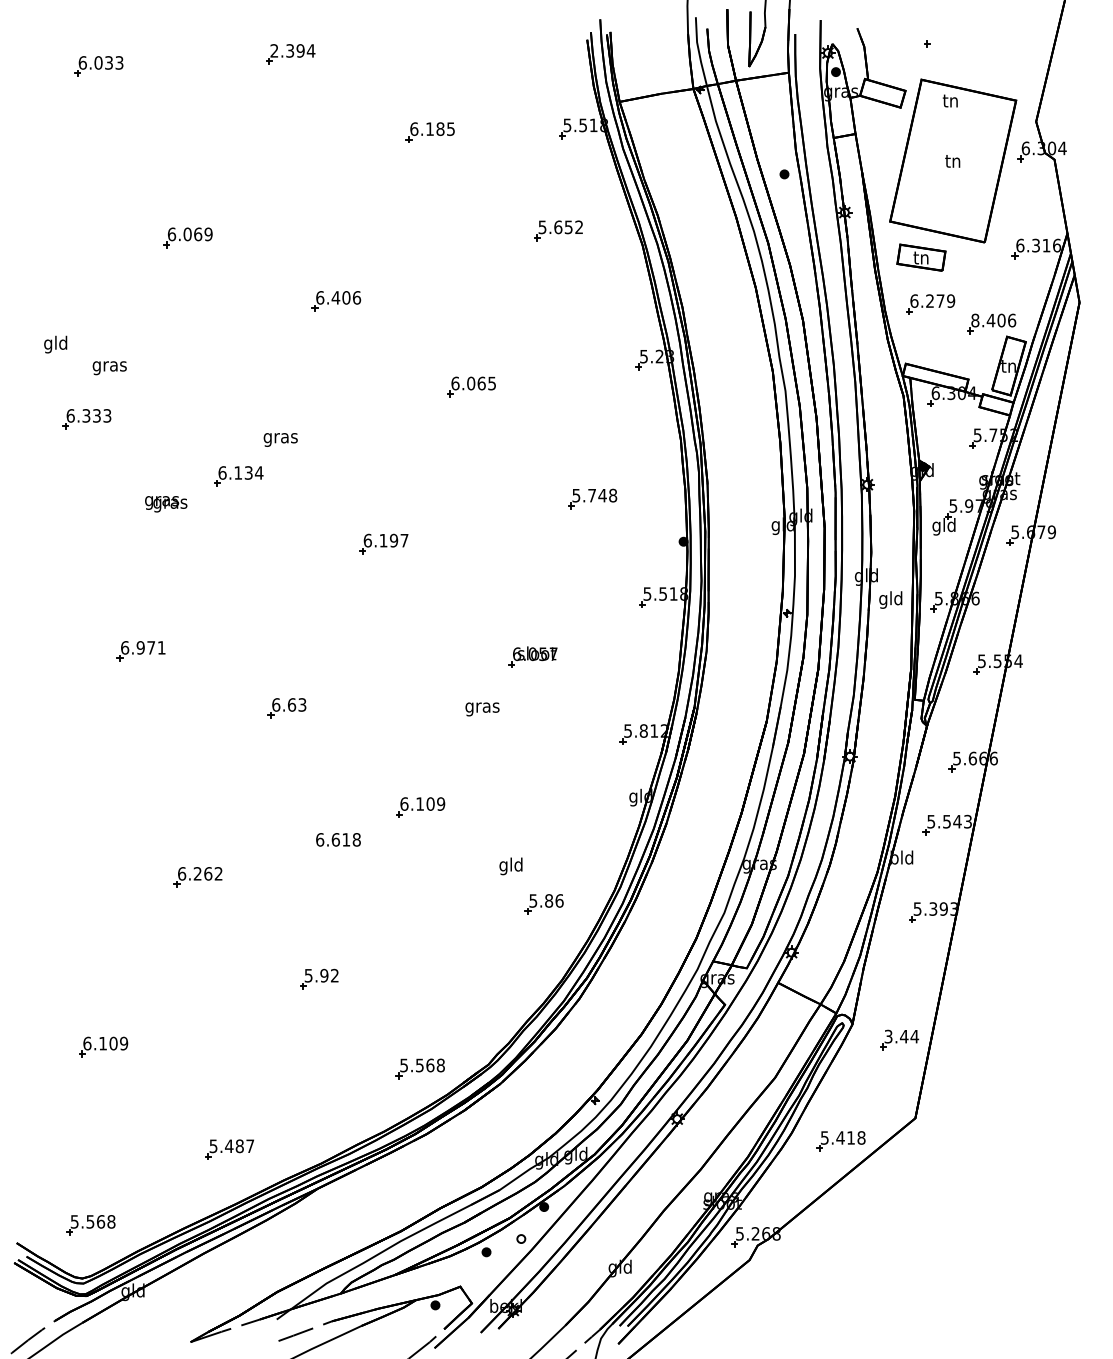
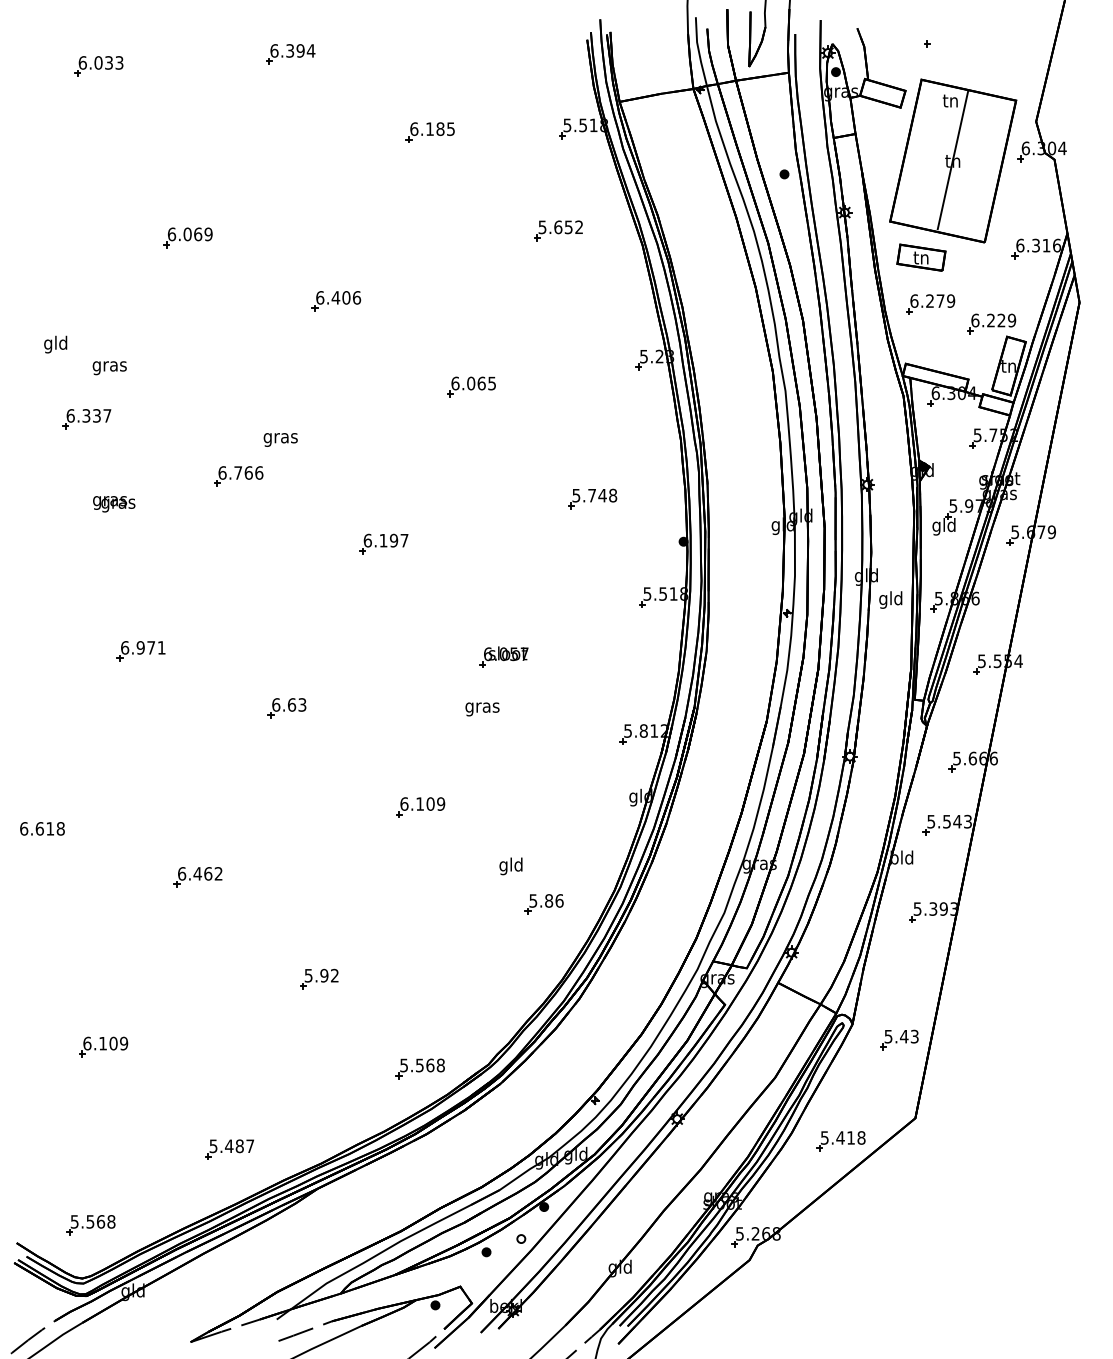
text: 2.394 -> 6.394 (274, 50)
line: none -> present (952, 160)
text: 8.406 -> 6.229 (993, 320)
text: 6.333 -> 6.337 (107, 415)
text: 6.134 -> 6.766 (248, 472)
text position: (166, 504) -> (114, 504) (114, 504)
part position: (532, 656) -> (503, 656) (503, 656)
text position: (338, 839) -> (42, 828) (42, 828)
text: 6.262 -> 6.462 (197, 873)
text: 3.44 -> 5.43 (902, 1036)
